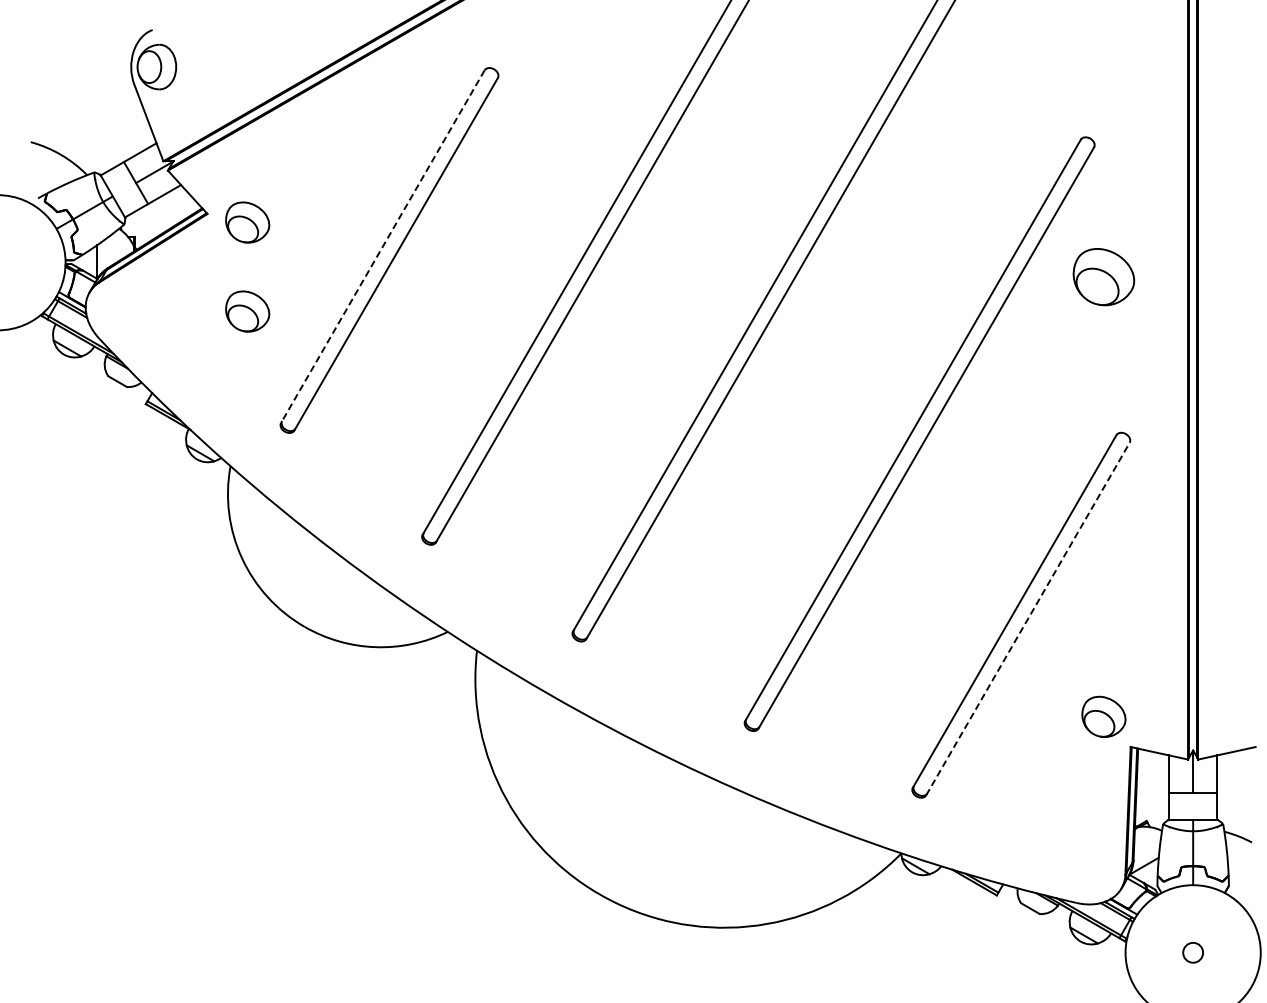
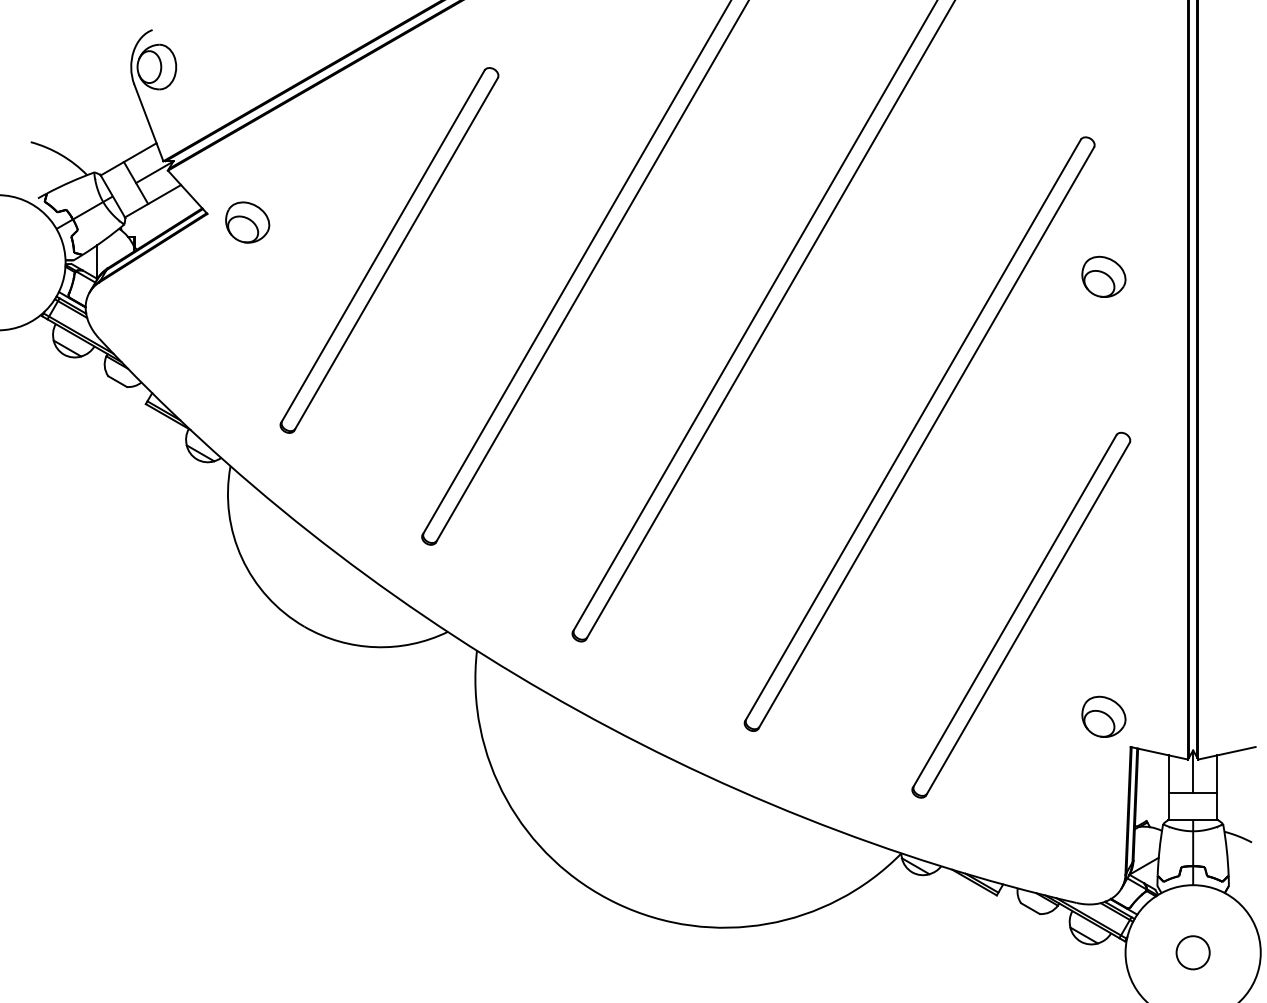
line: dashed -> solid (382, 246)
part size: 64x59 px -> 46x43 px (1103, 276)
part: present -> none (247, 311)
line: dashed -> solid (1027, 619)
circle diameter: 20 px -> 33 px (1192, 952)
